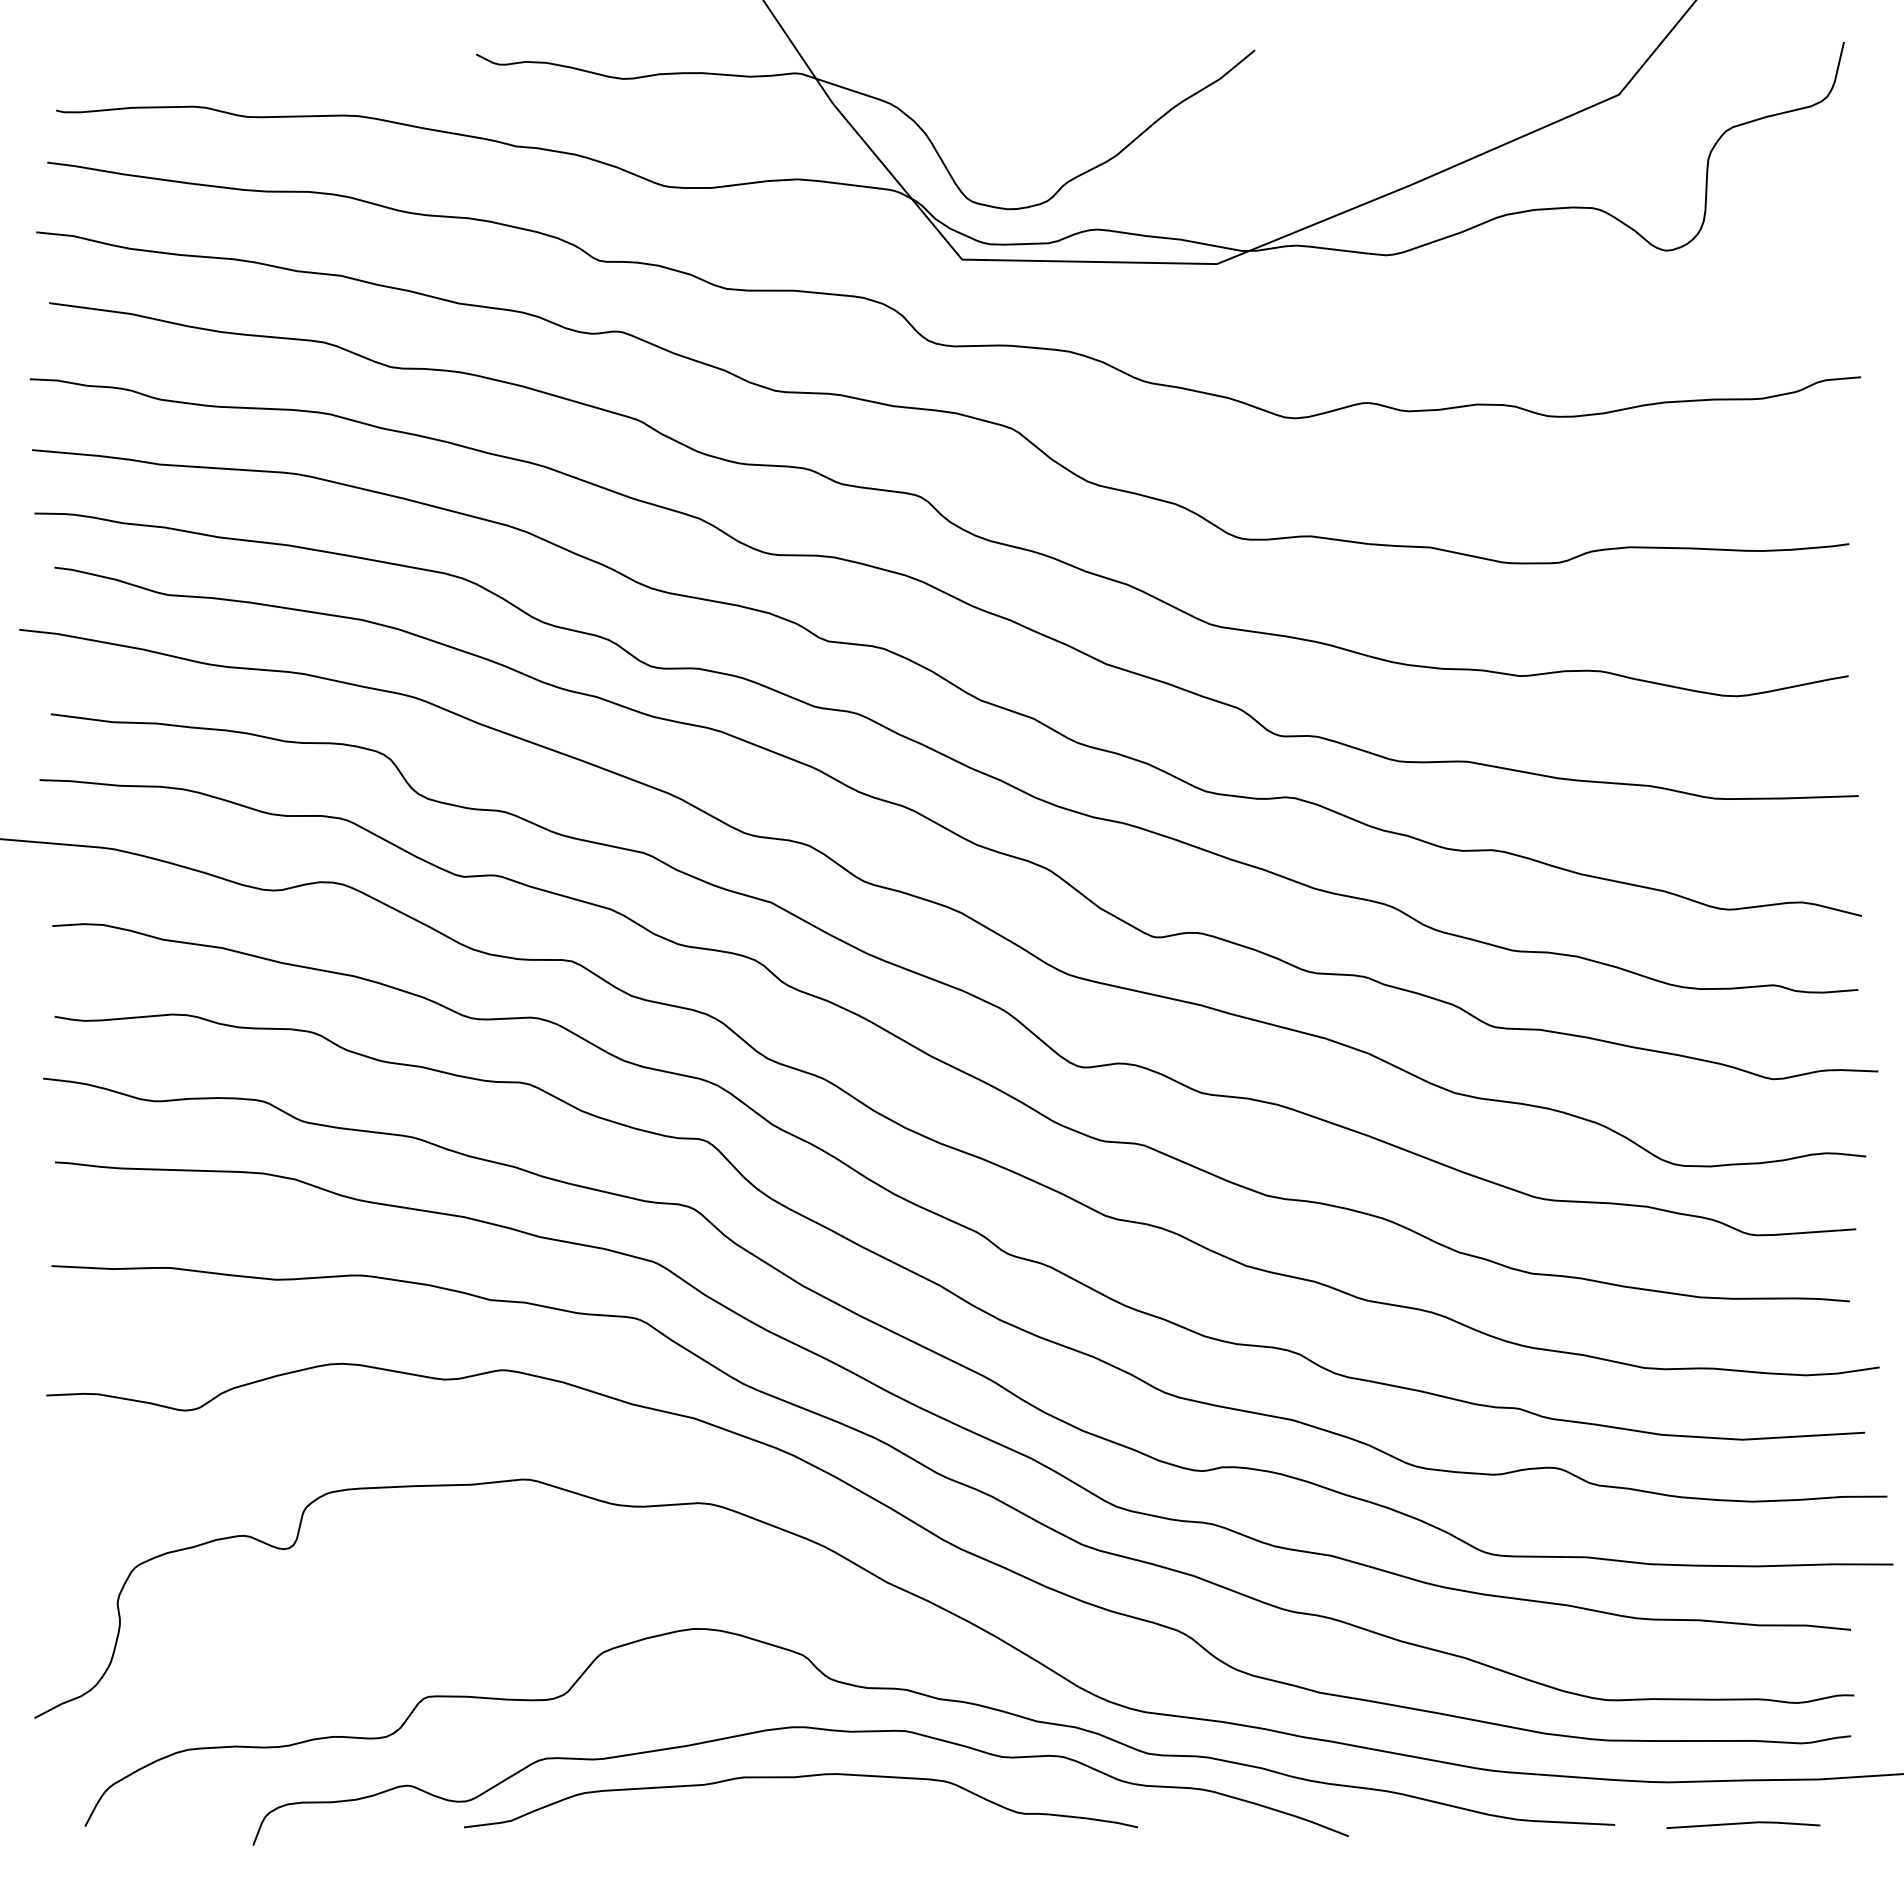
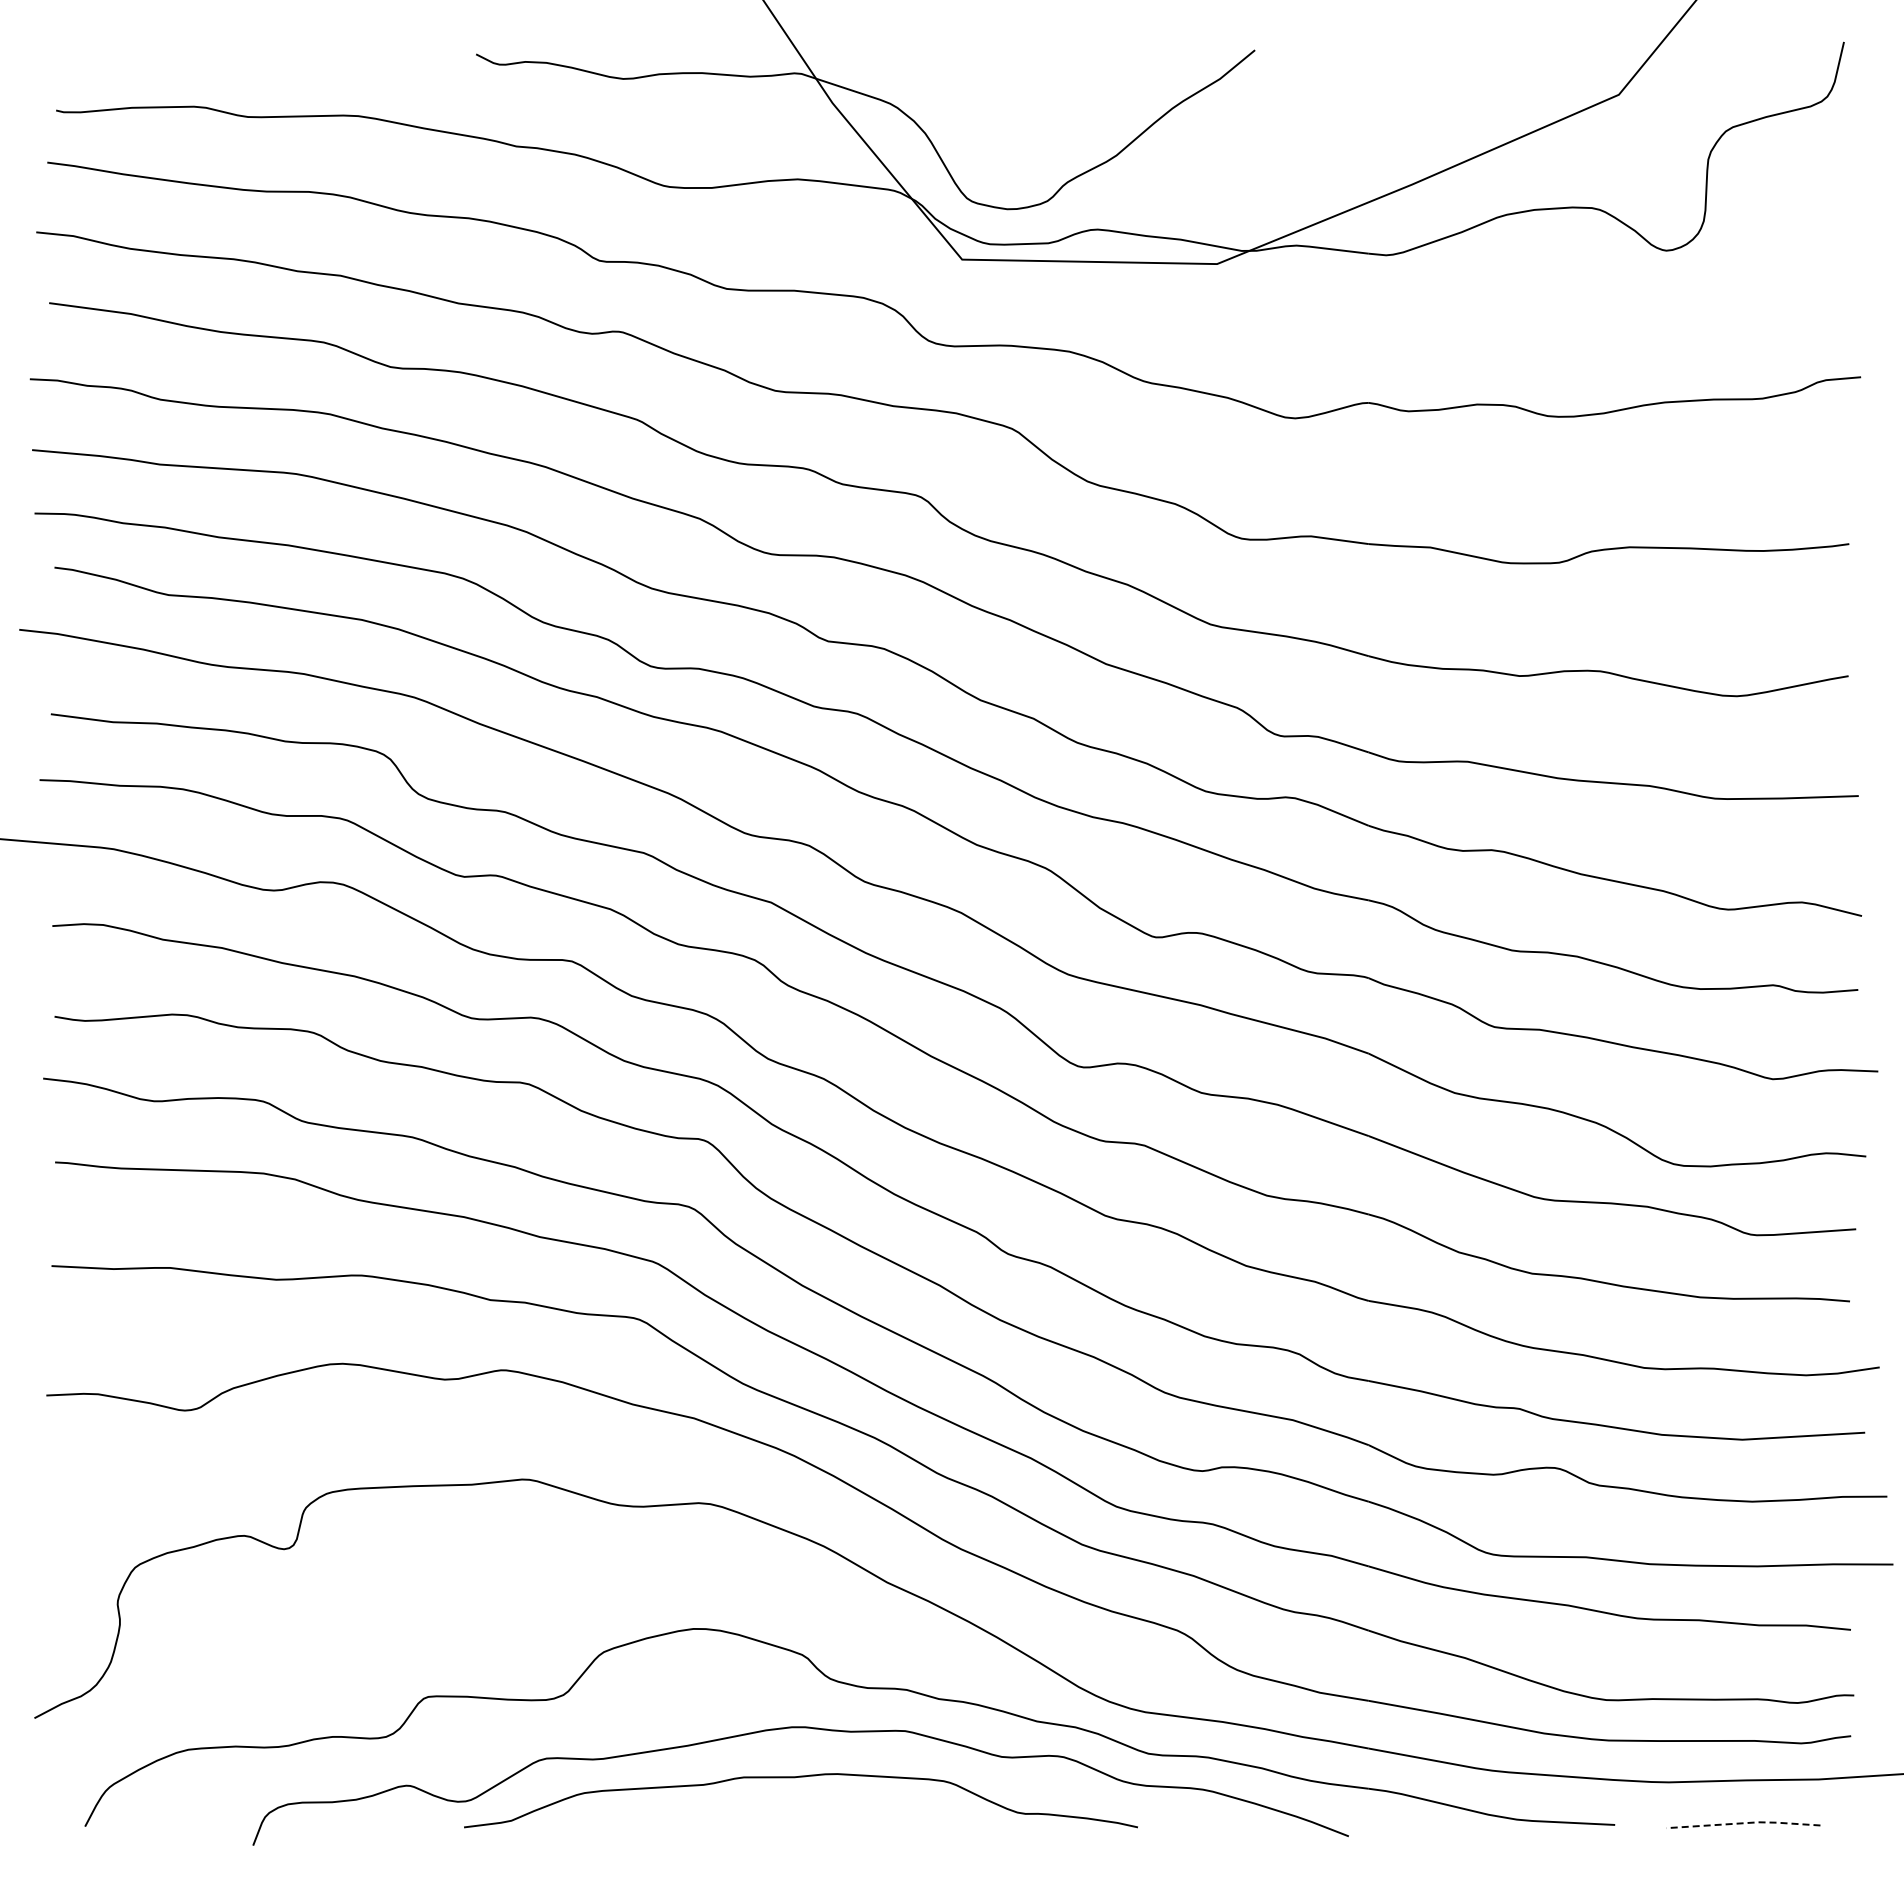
line: solid -> dashed (1744, 1823)
